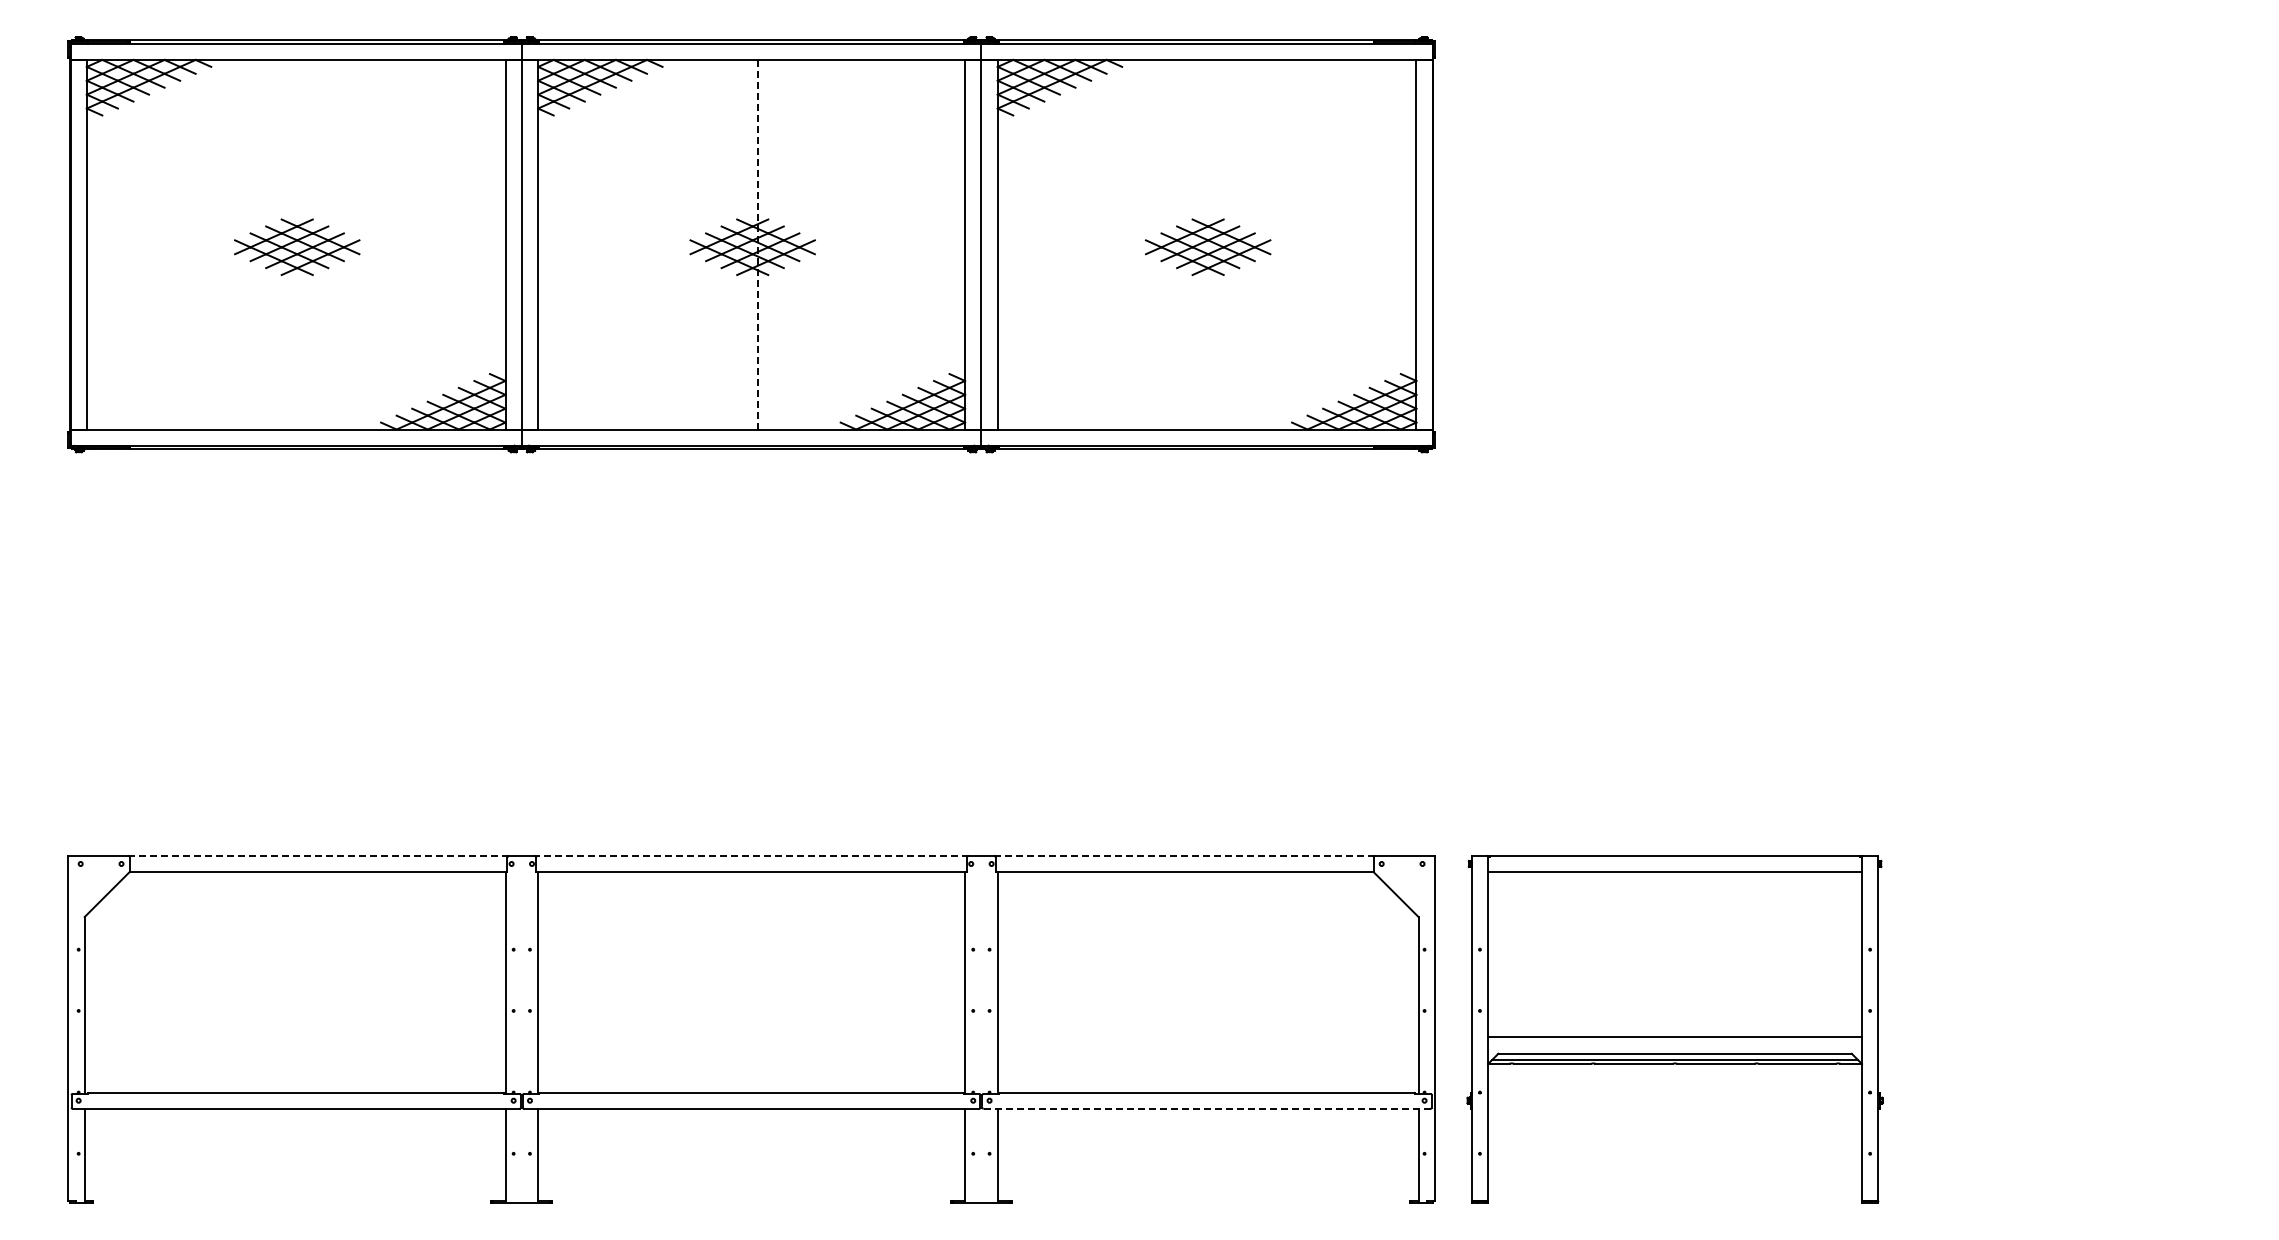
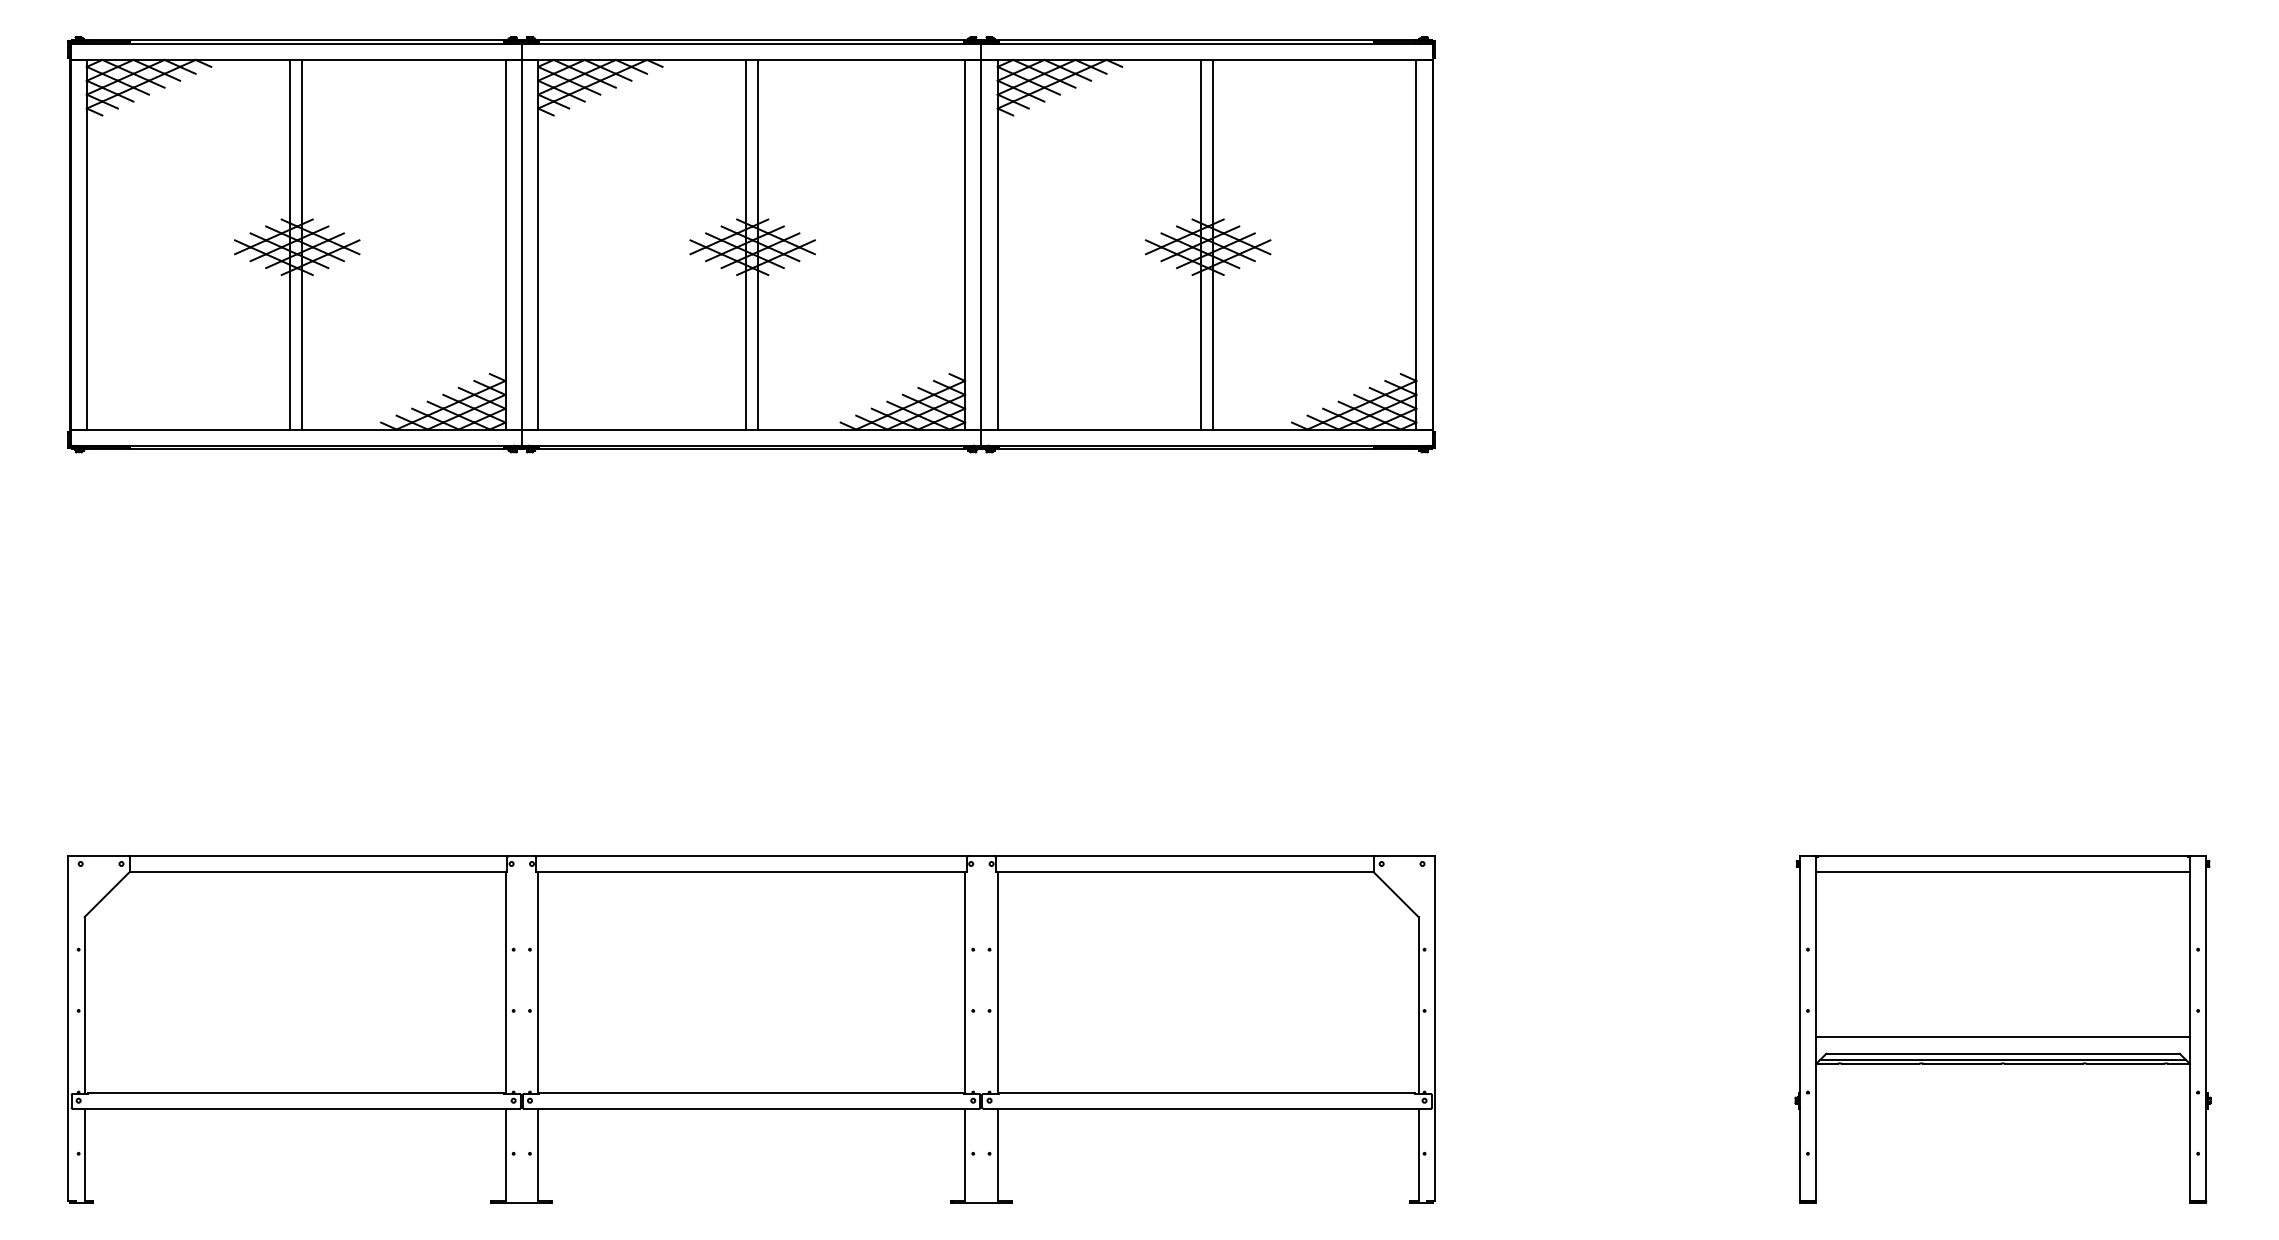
line: none -> present (290, 244)
line: none -> present (302, 244)
line: none -> present (745, 244)
line: dashed -> solid (757, 244)
line: none -> present (1200, 244)
line: none -> present (1213, 244)
line: dashed -> solid (318, 855)
line: dashed -> solid (751, 855)
line: dashed -> solid (1184, 855)
part position: (1674, 1029) -> (2002, 1029) (2002, 1029)
line: dashed -> solid (1207, 1108)
